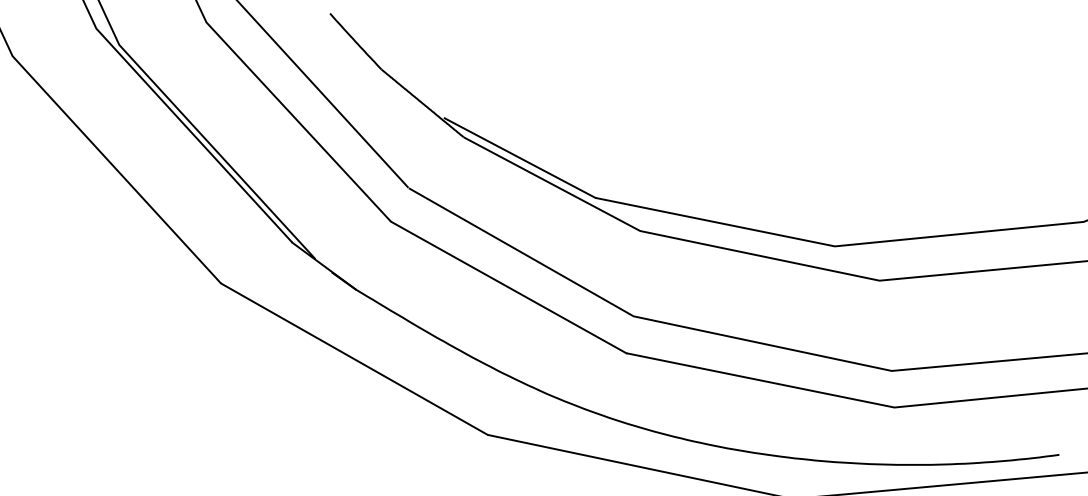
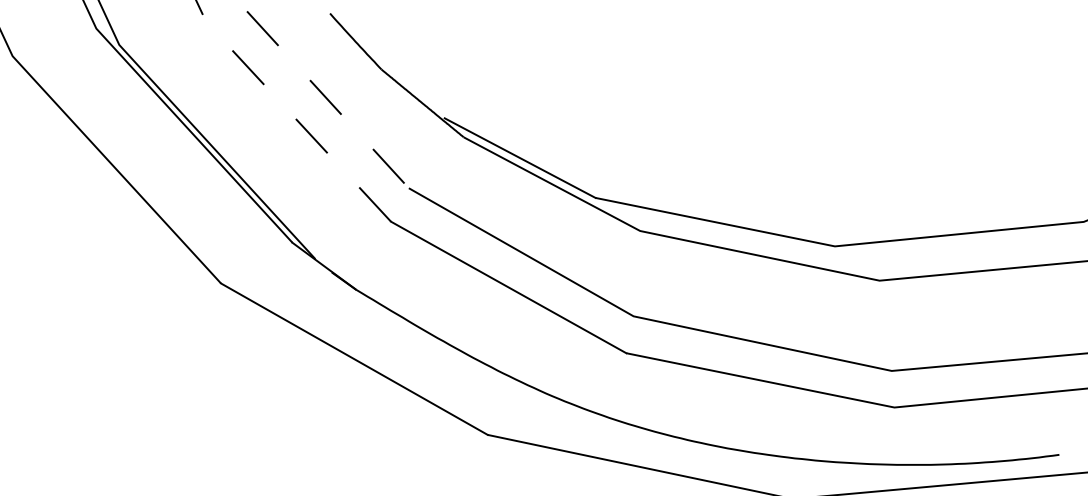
line: solid -> dashed (322, 94)
line: solid -> dashed (289, 112)
